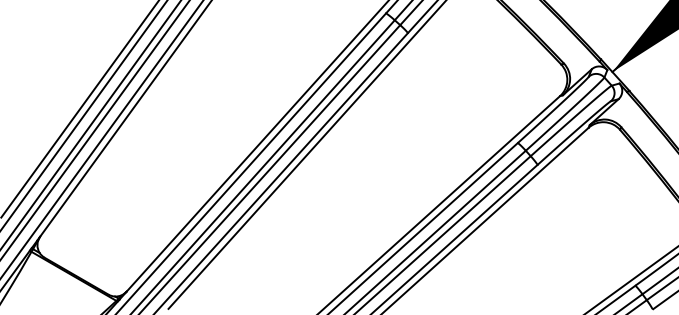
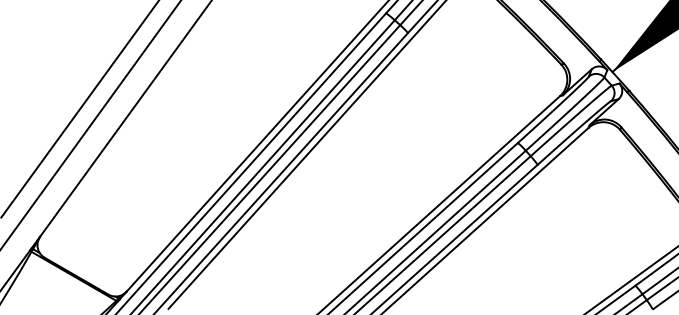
line: present -> none (84, 115)
line: present -> none (95, 129)
line: present -> none (102, 139)
